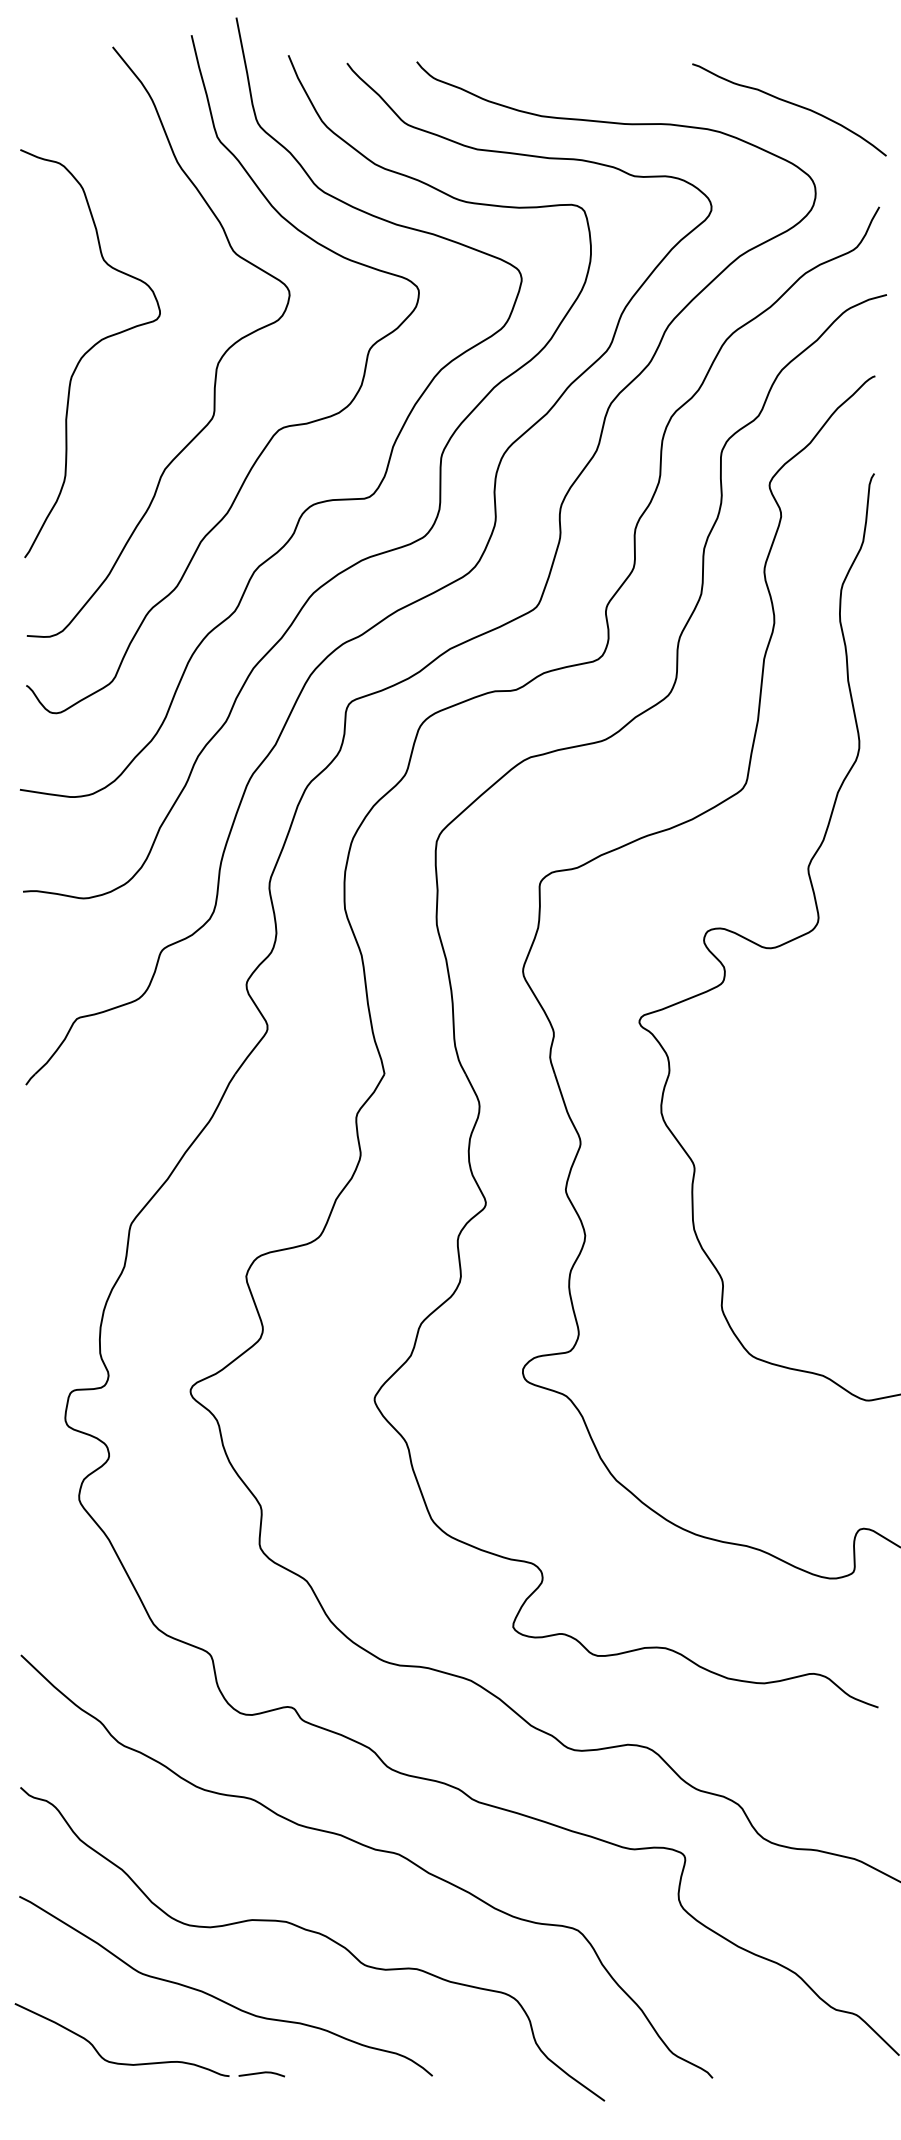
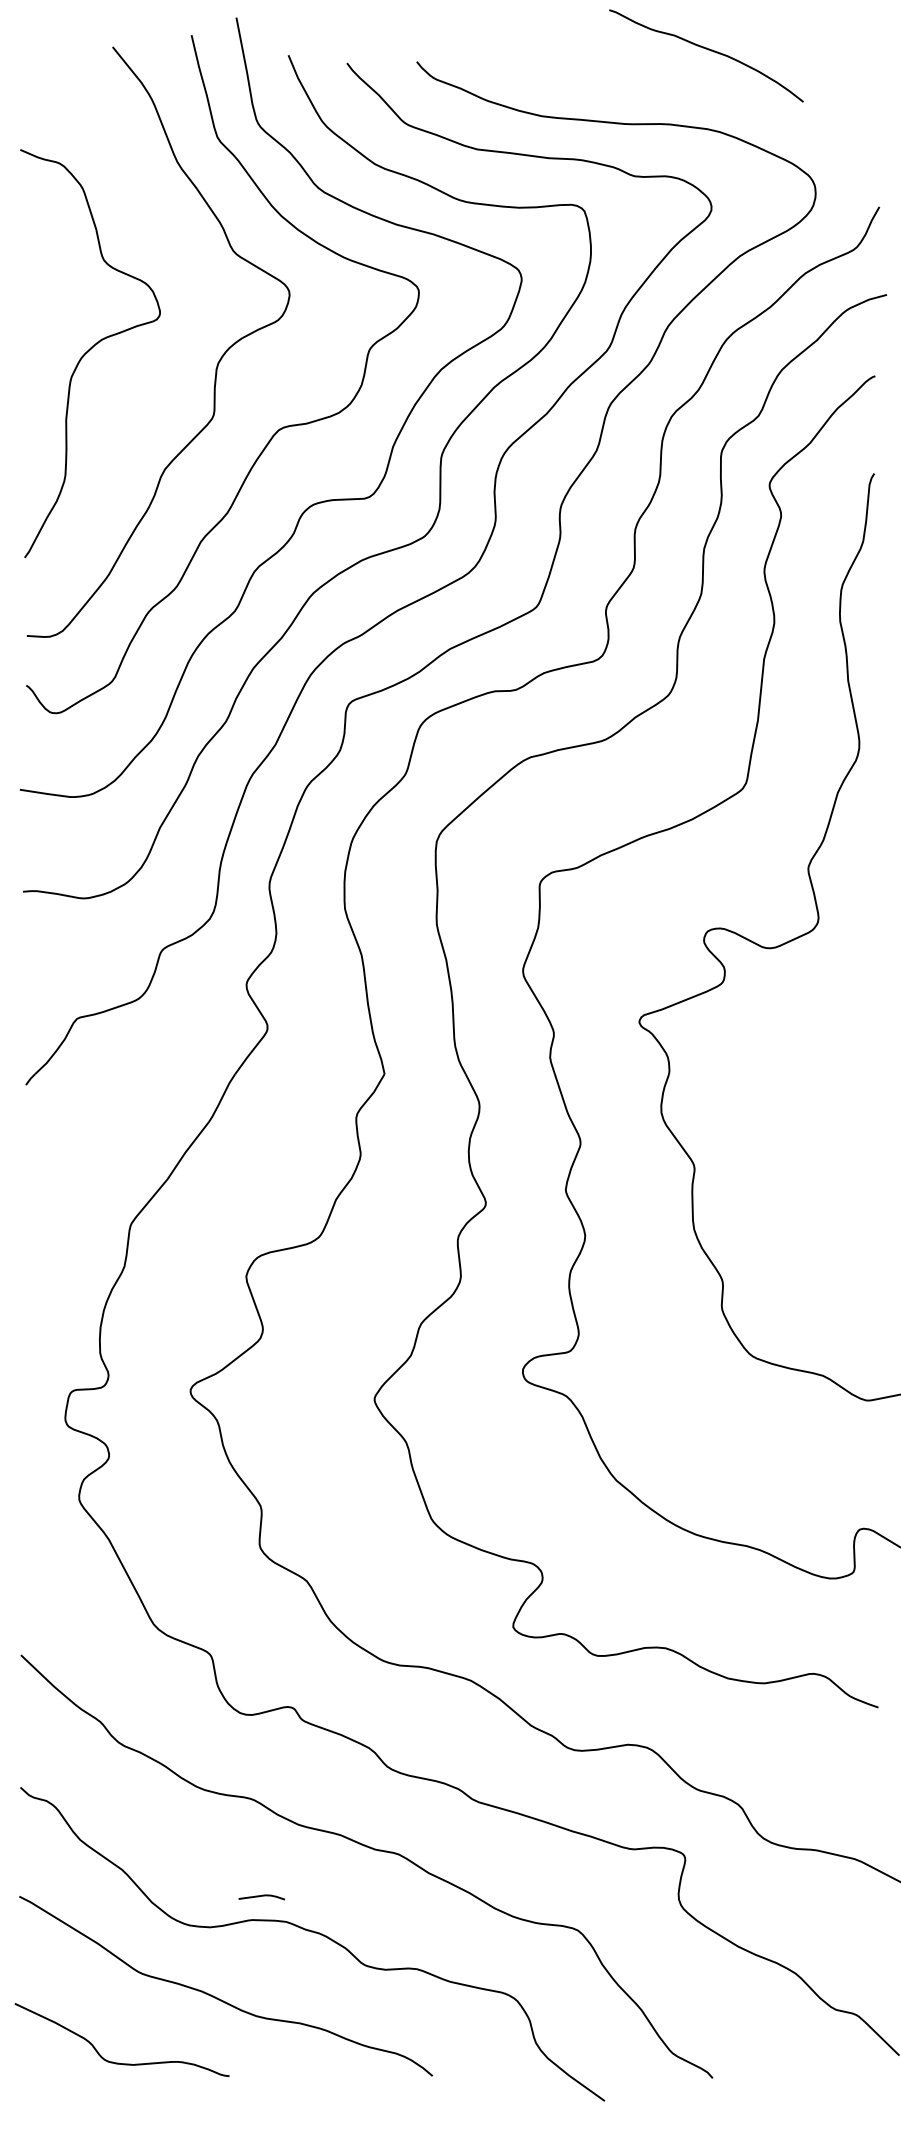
curve position: (791, 104) -> (708, 50) (708, 50)
line position: (261, 2073) -> (261, 1896) (261, 1896)
